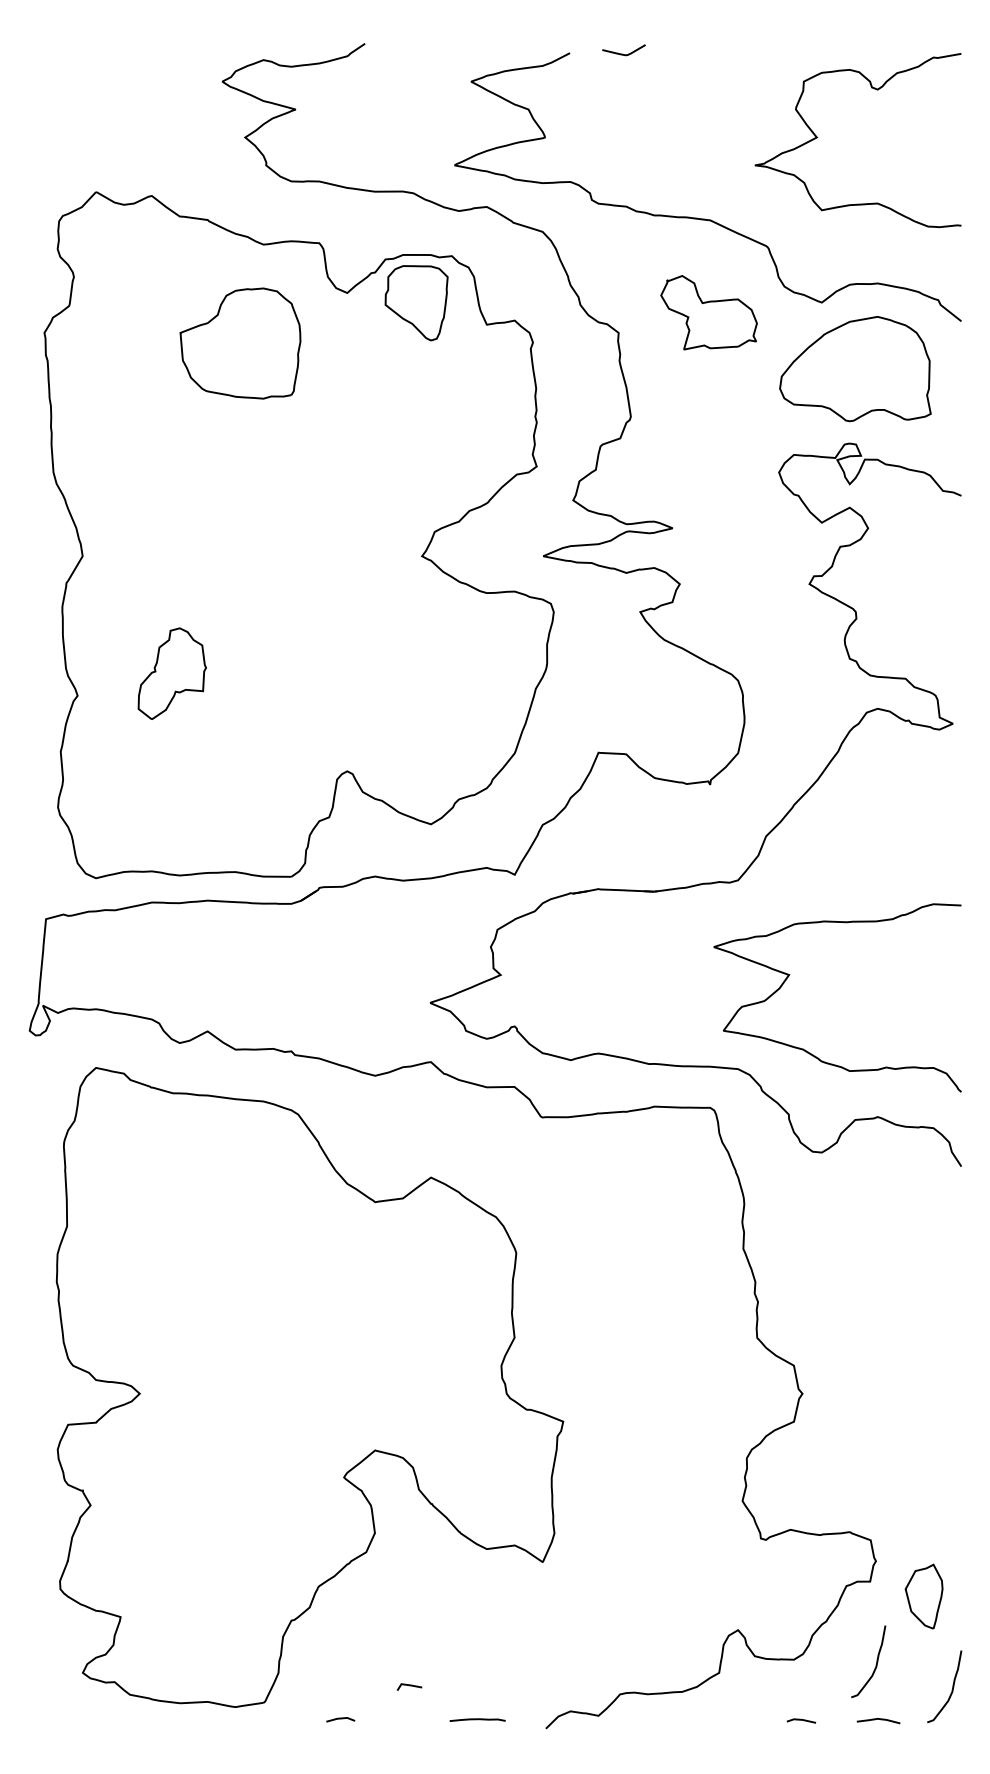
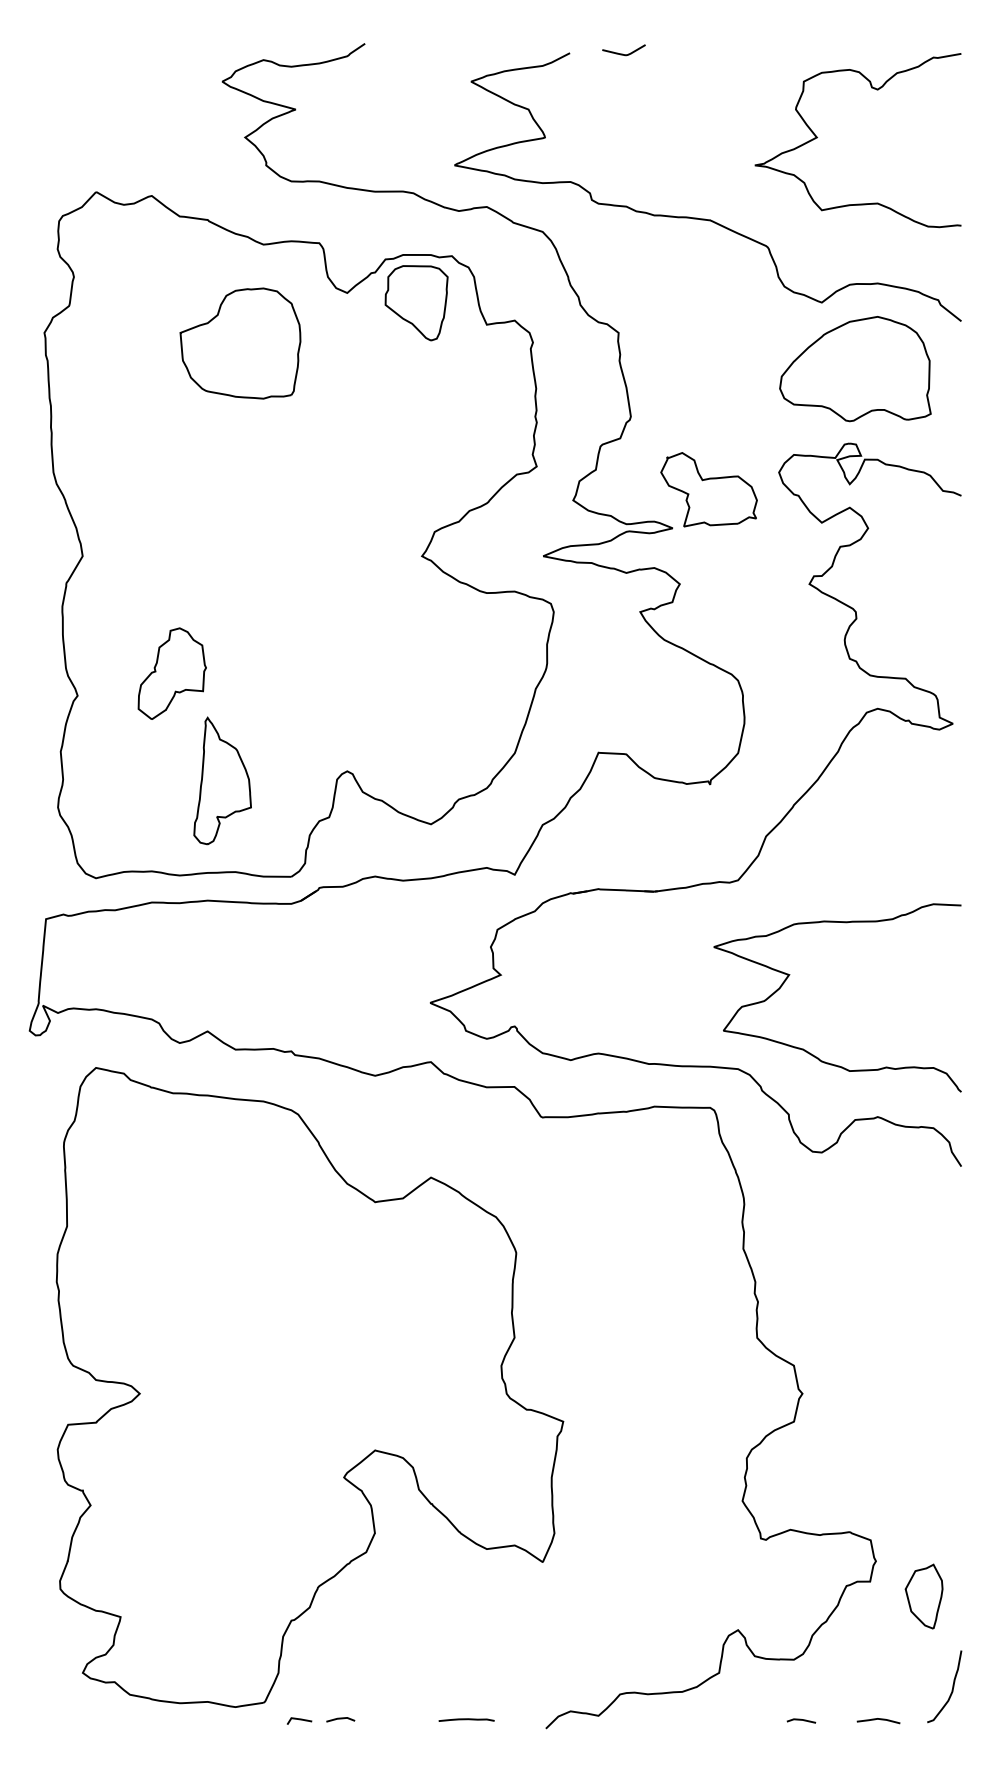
part position: (708, 312) -> (708, 489) (708, 489)
part: none -> present (222, 780)
curve: present -> none (875, 1664)
line position: (409, 1686) -> (299, 1720) (299, 1720)
line position: (477, 1719) -> (466, 1719) (466, 1719)
